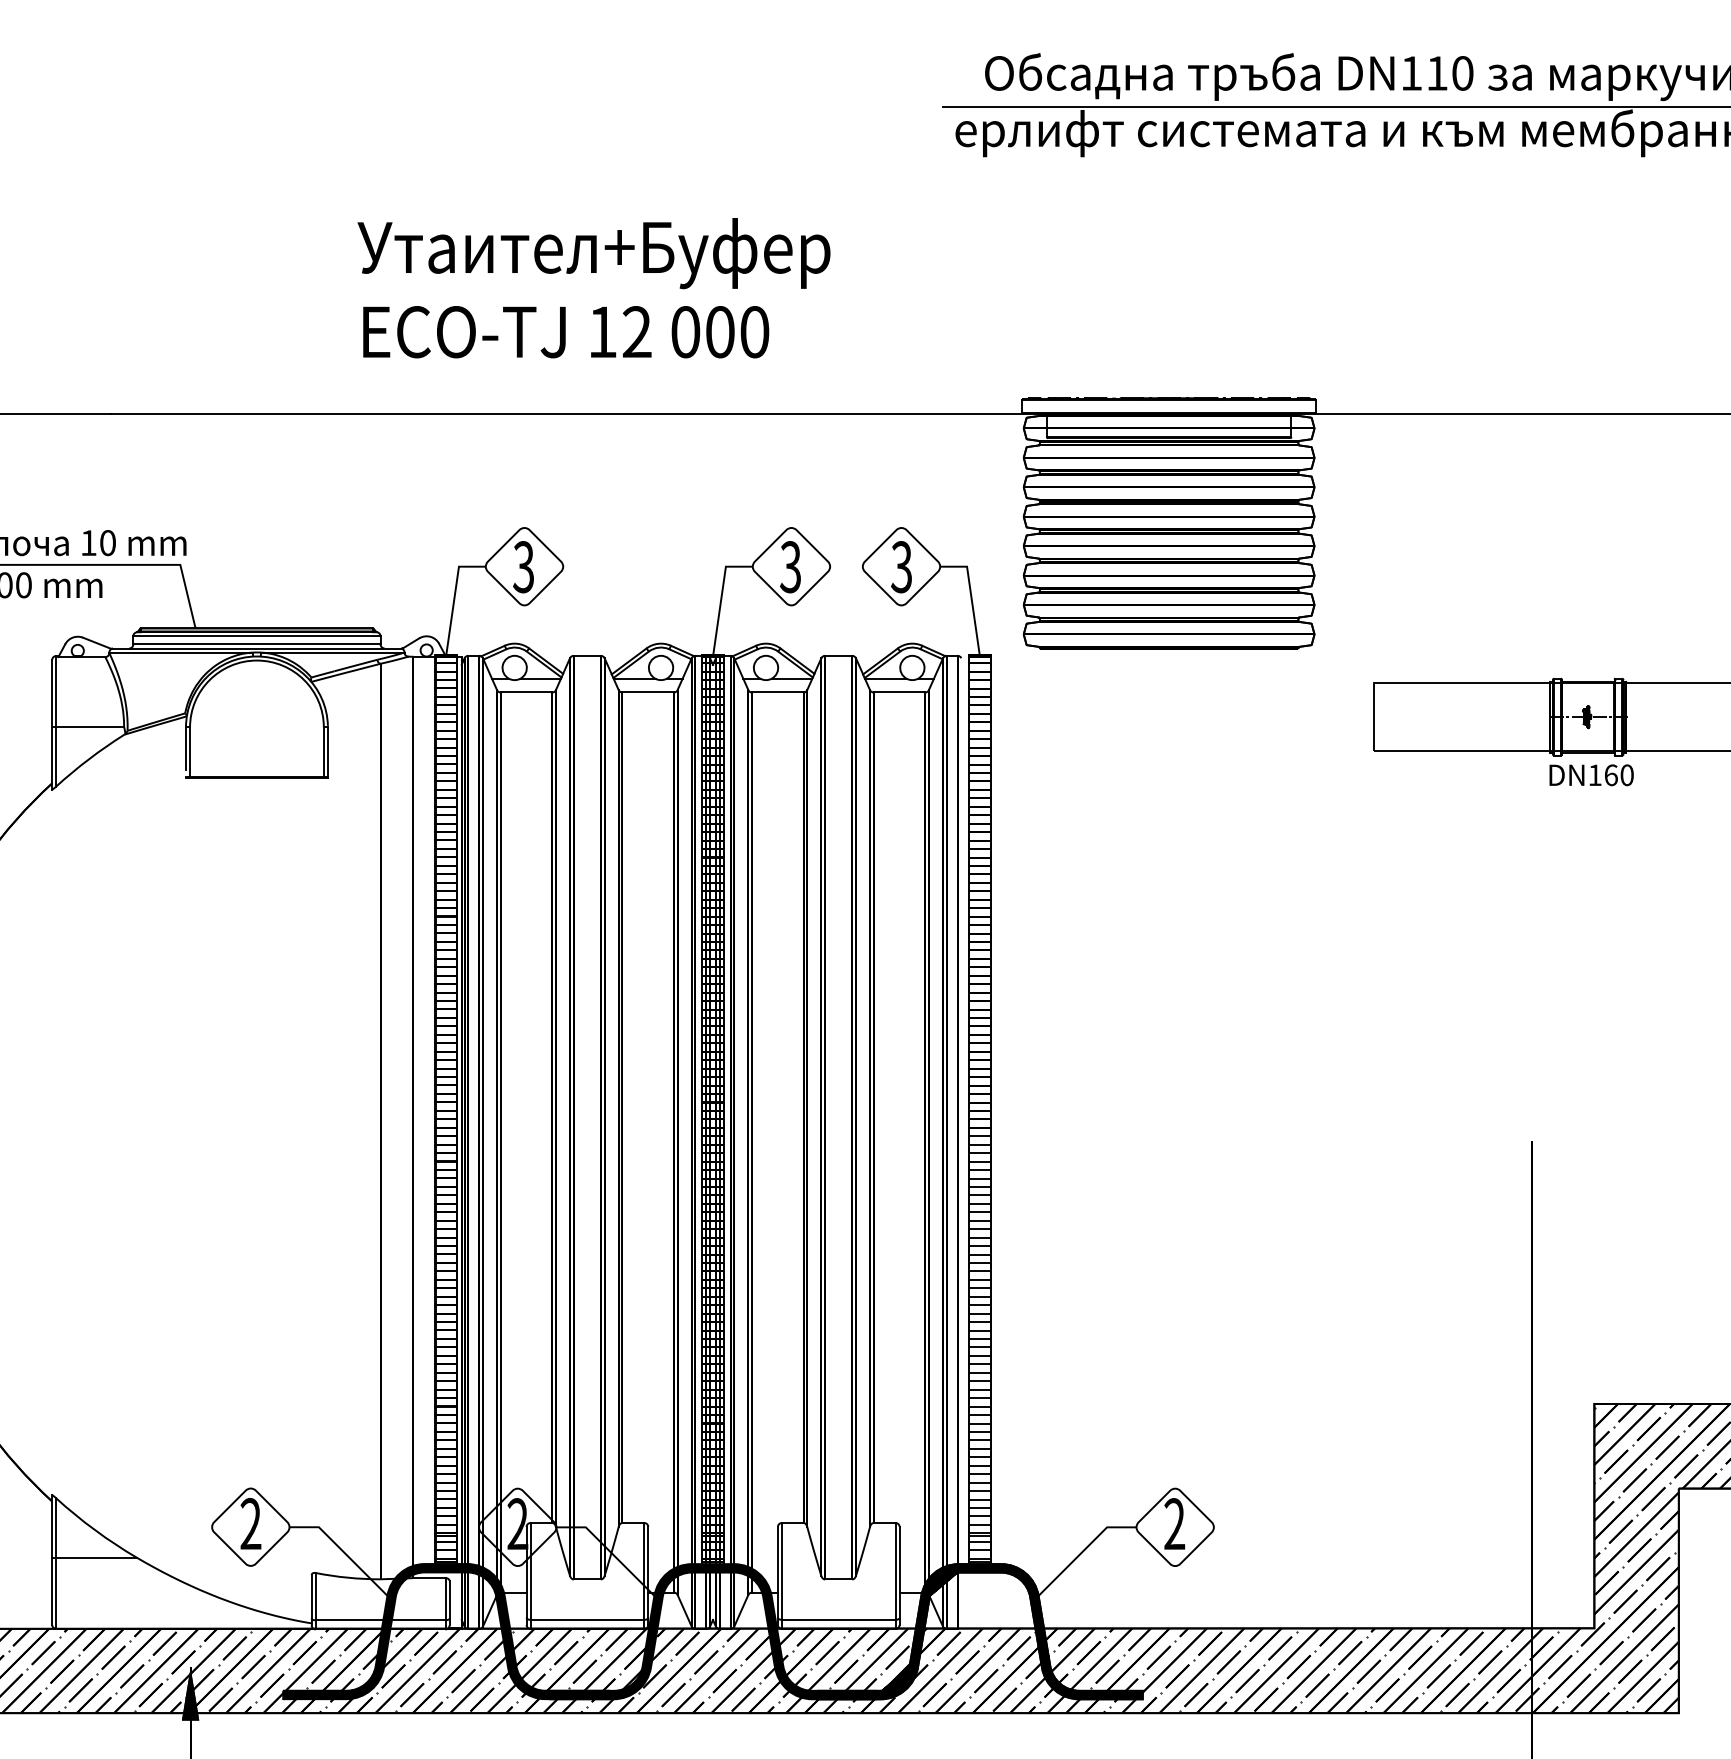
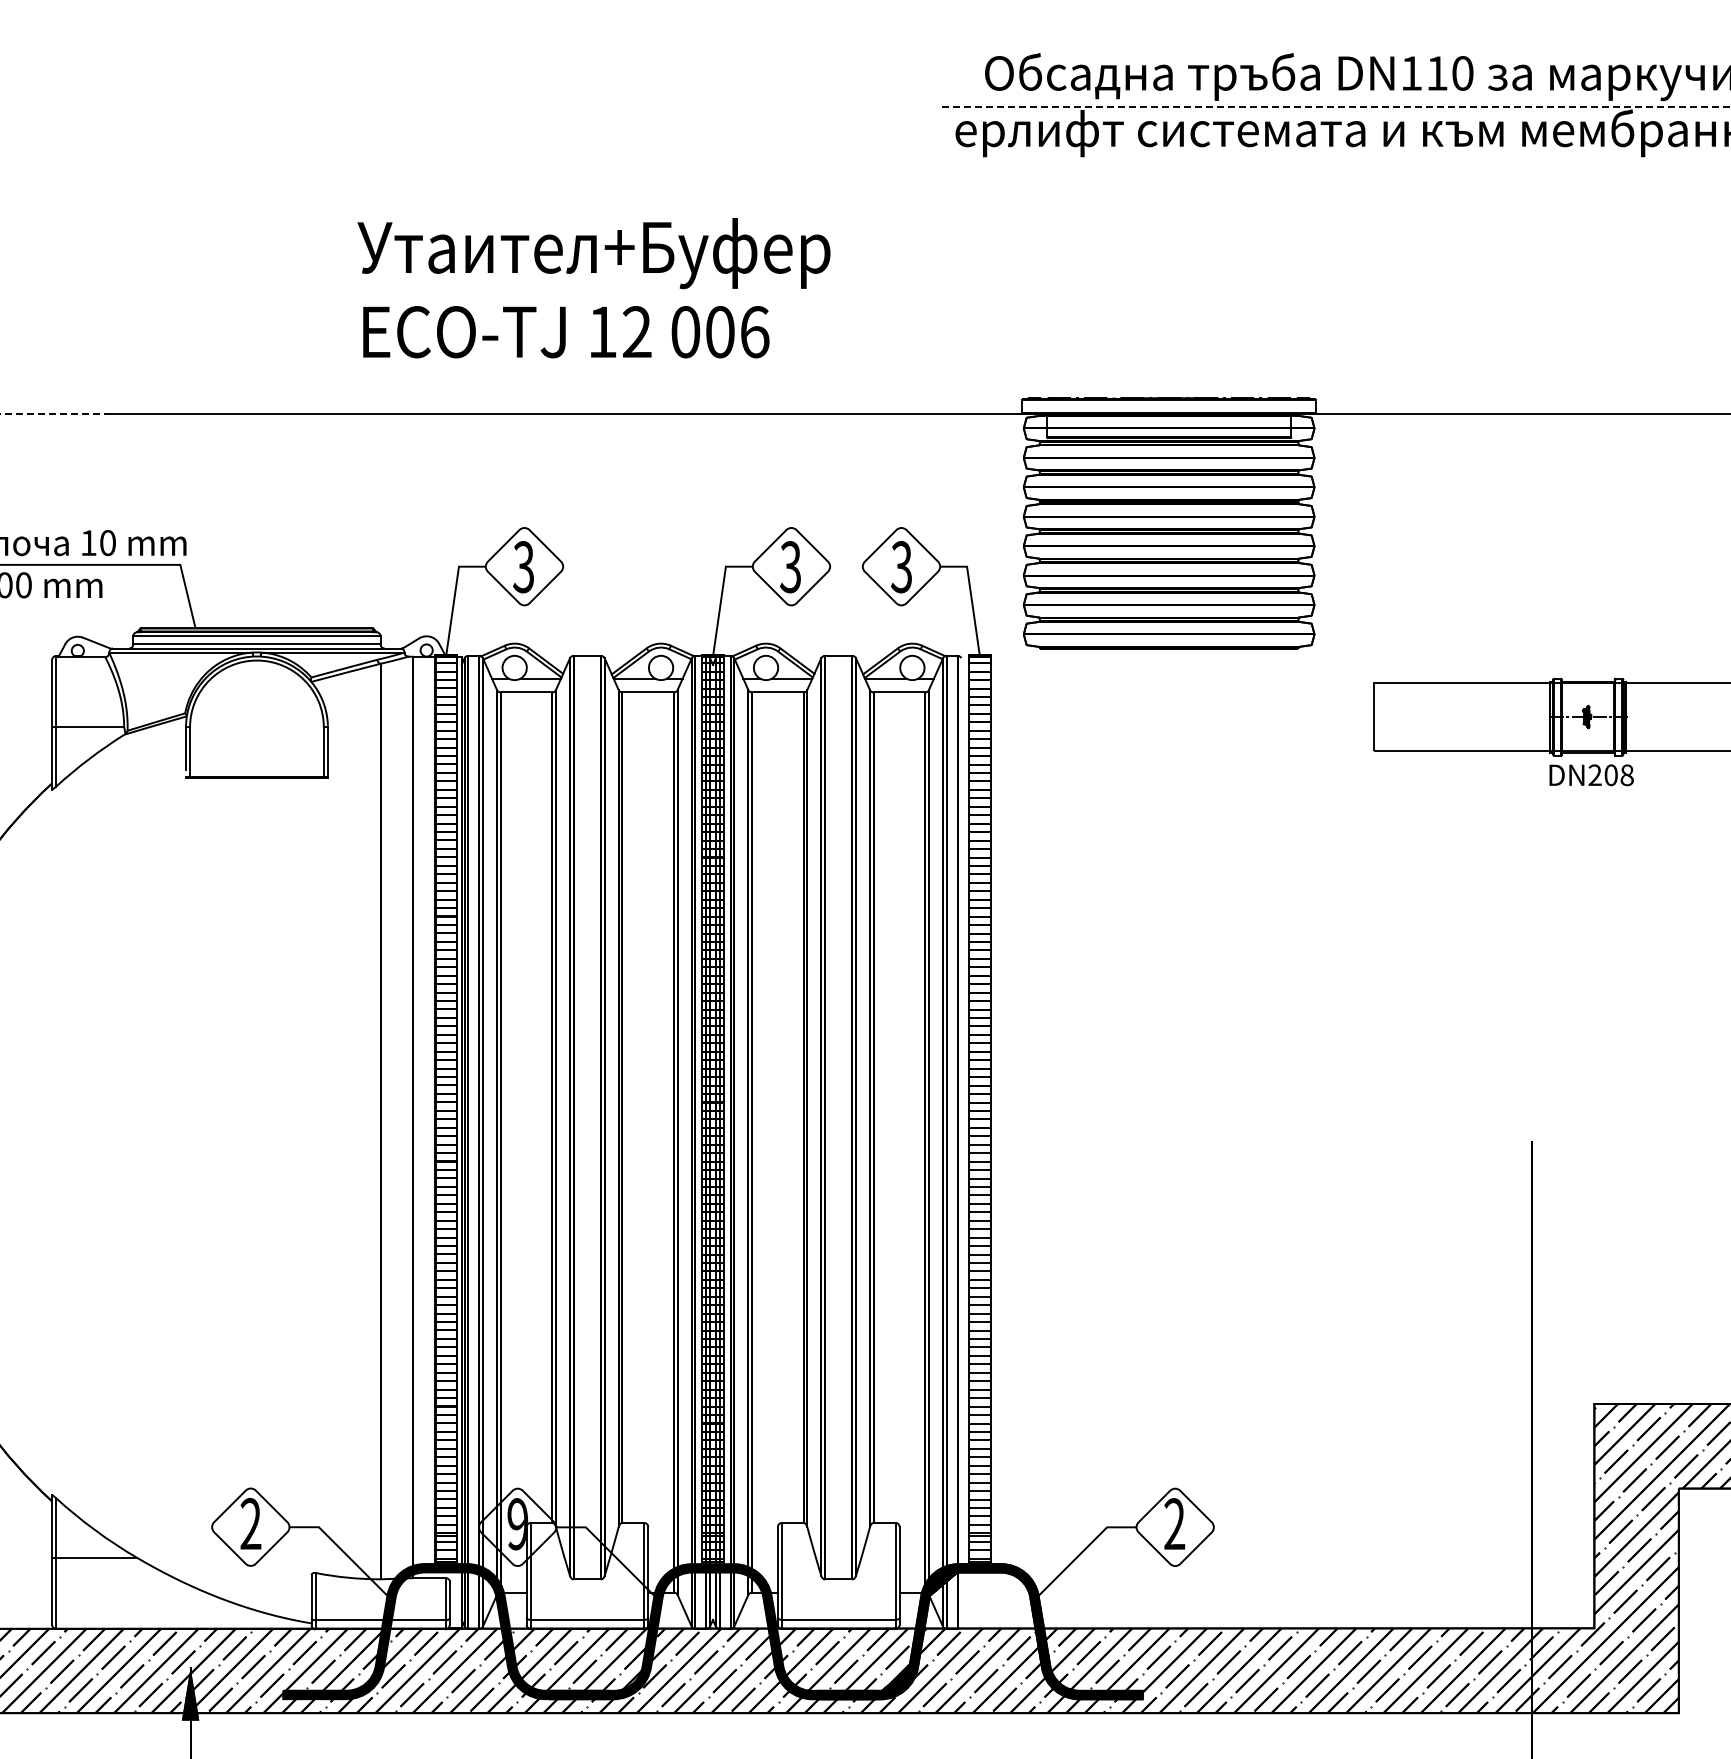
line: solid -> dashed (1336, 106)
text: 000 -> 006 (754, 332)
line: solid -> dashed (55, 413)
text: DN160 -> DN208 (1610, 774)
text: 2 -> 9 (517, 1524)
